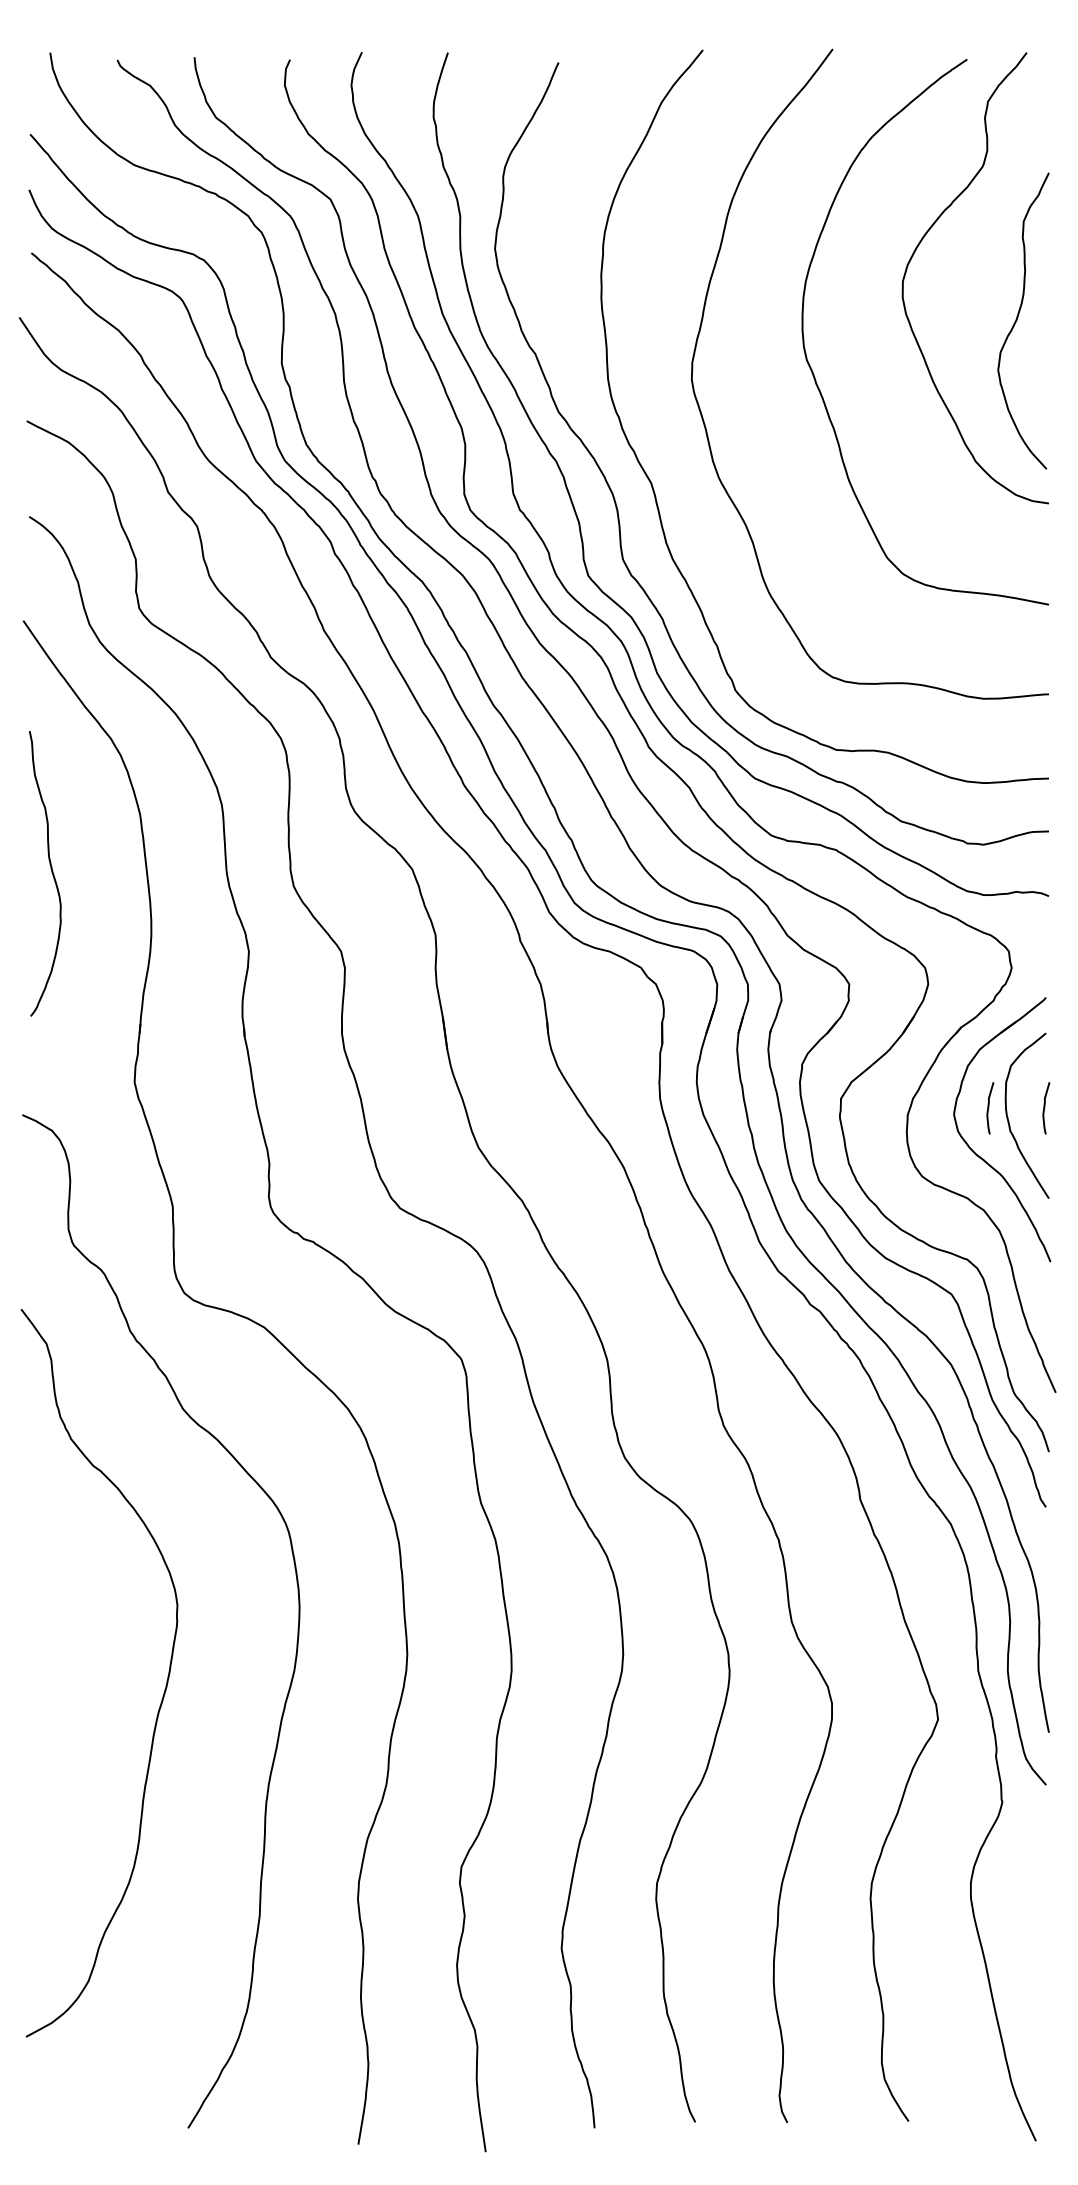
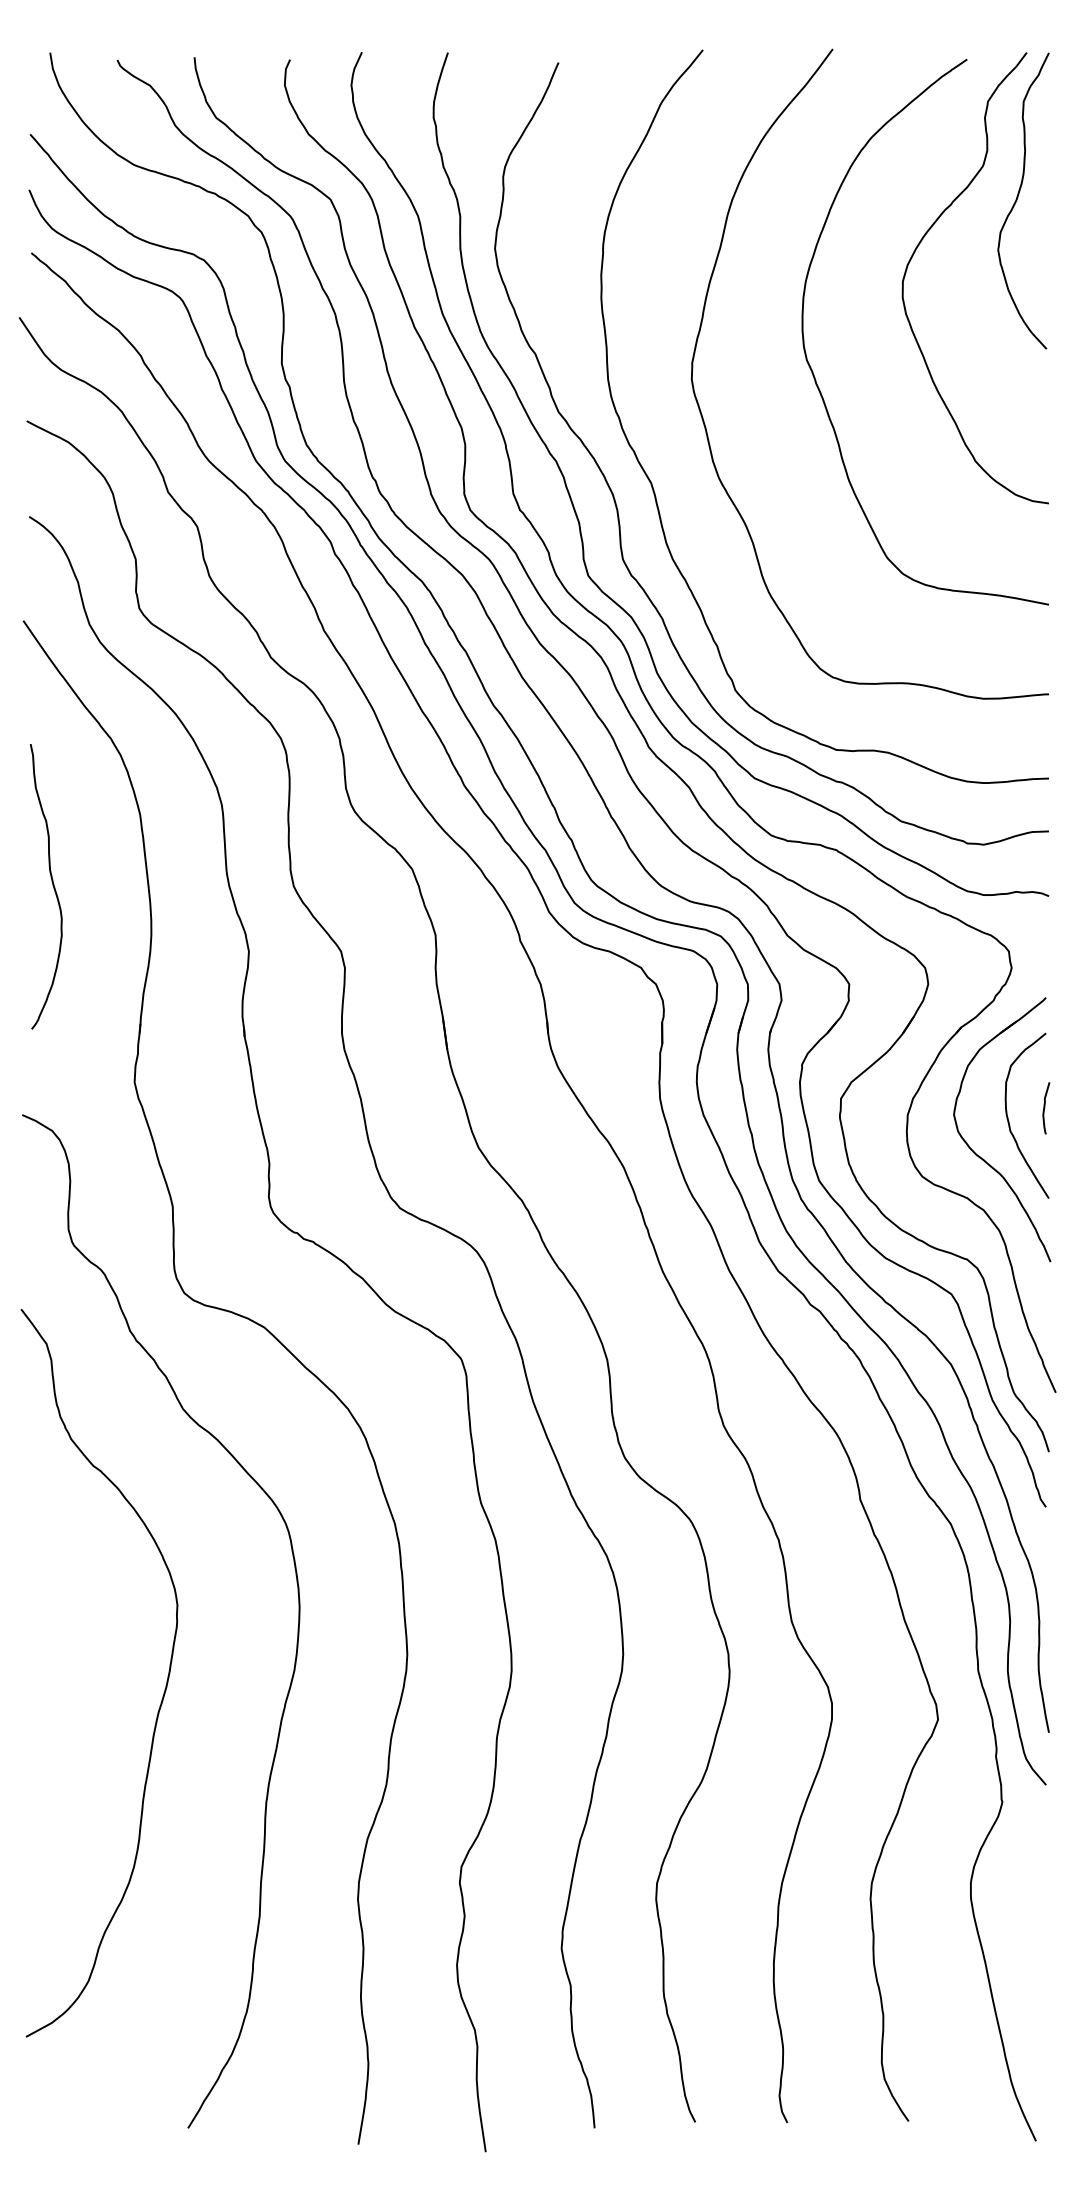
curve position: (1018, 317) -> (1018, 197) (1018, 197)
curve position: (51, 872) -> (52, 885) (52, 885)
curve: present -> none (989, 1108)
